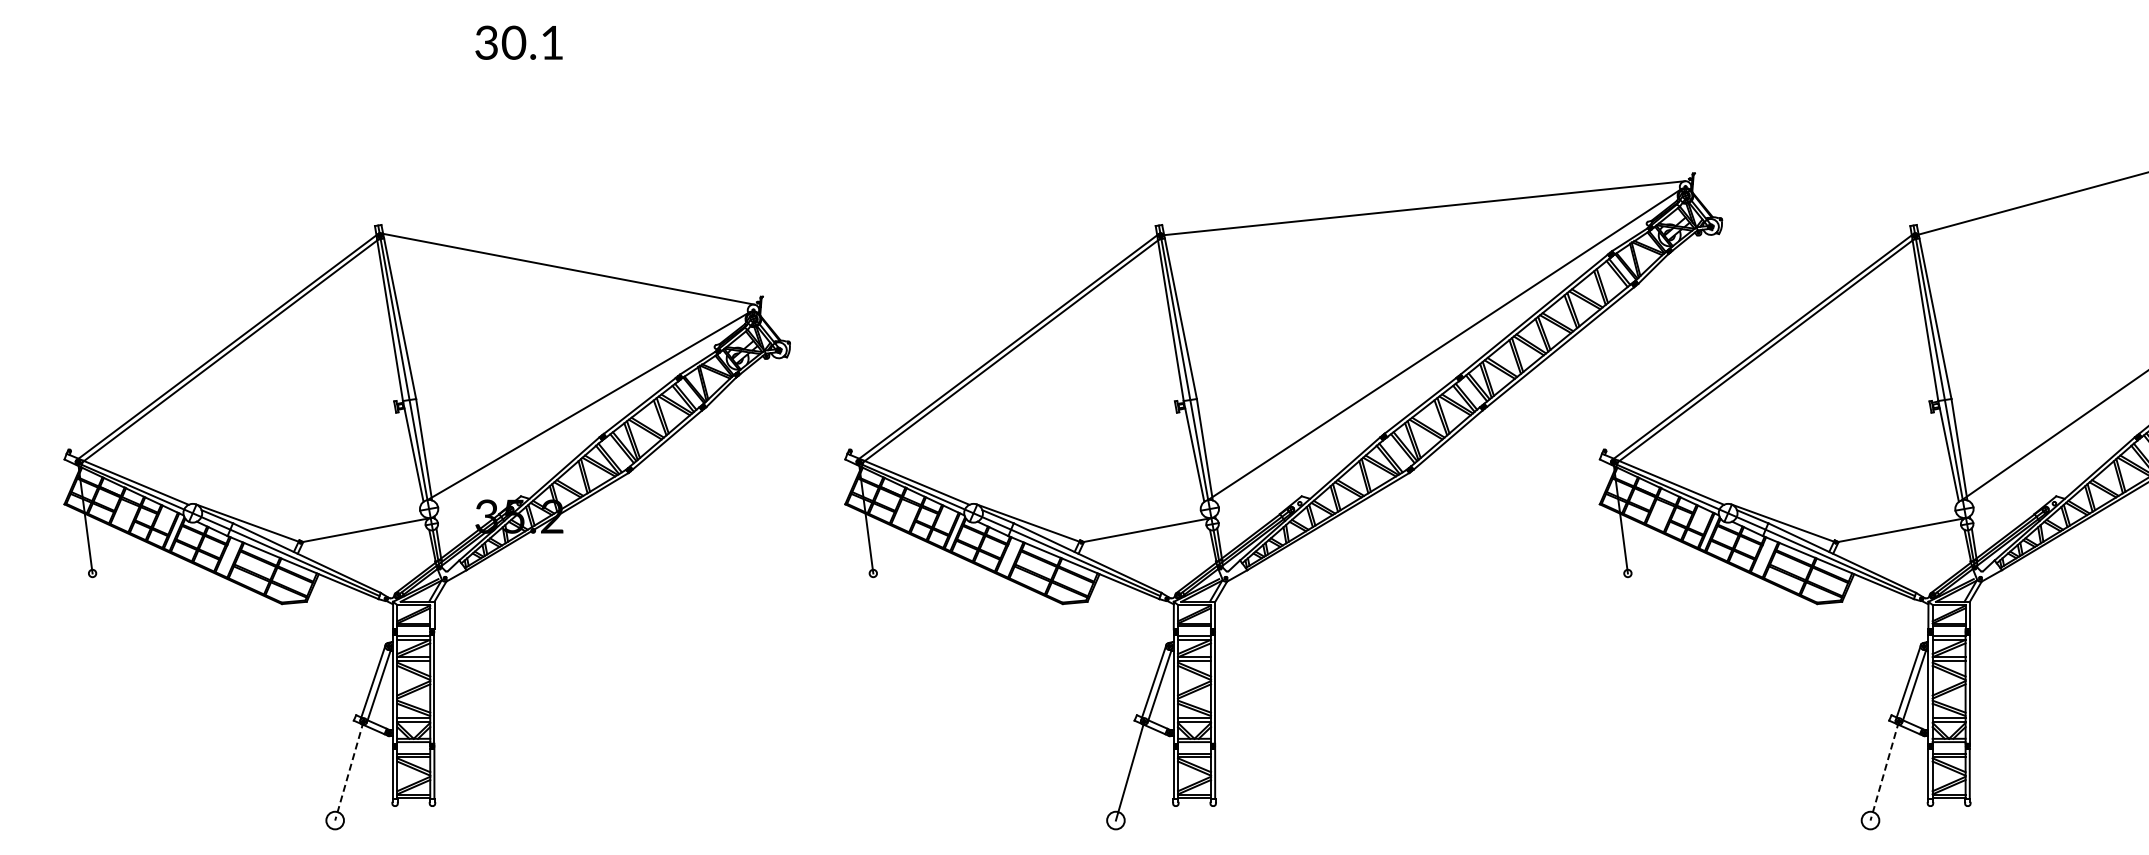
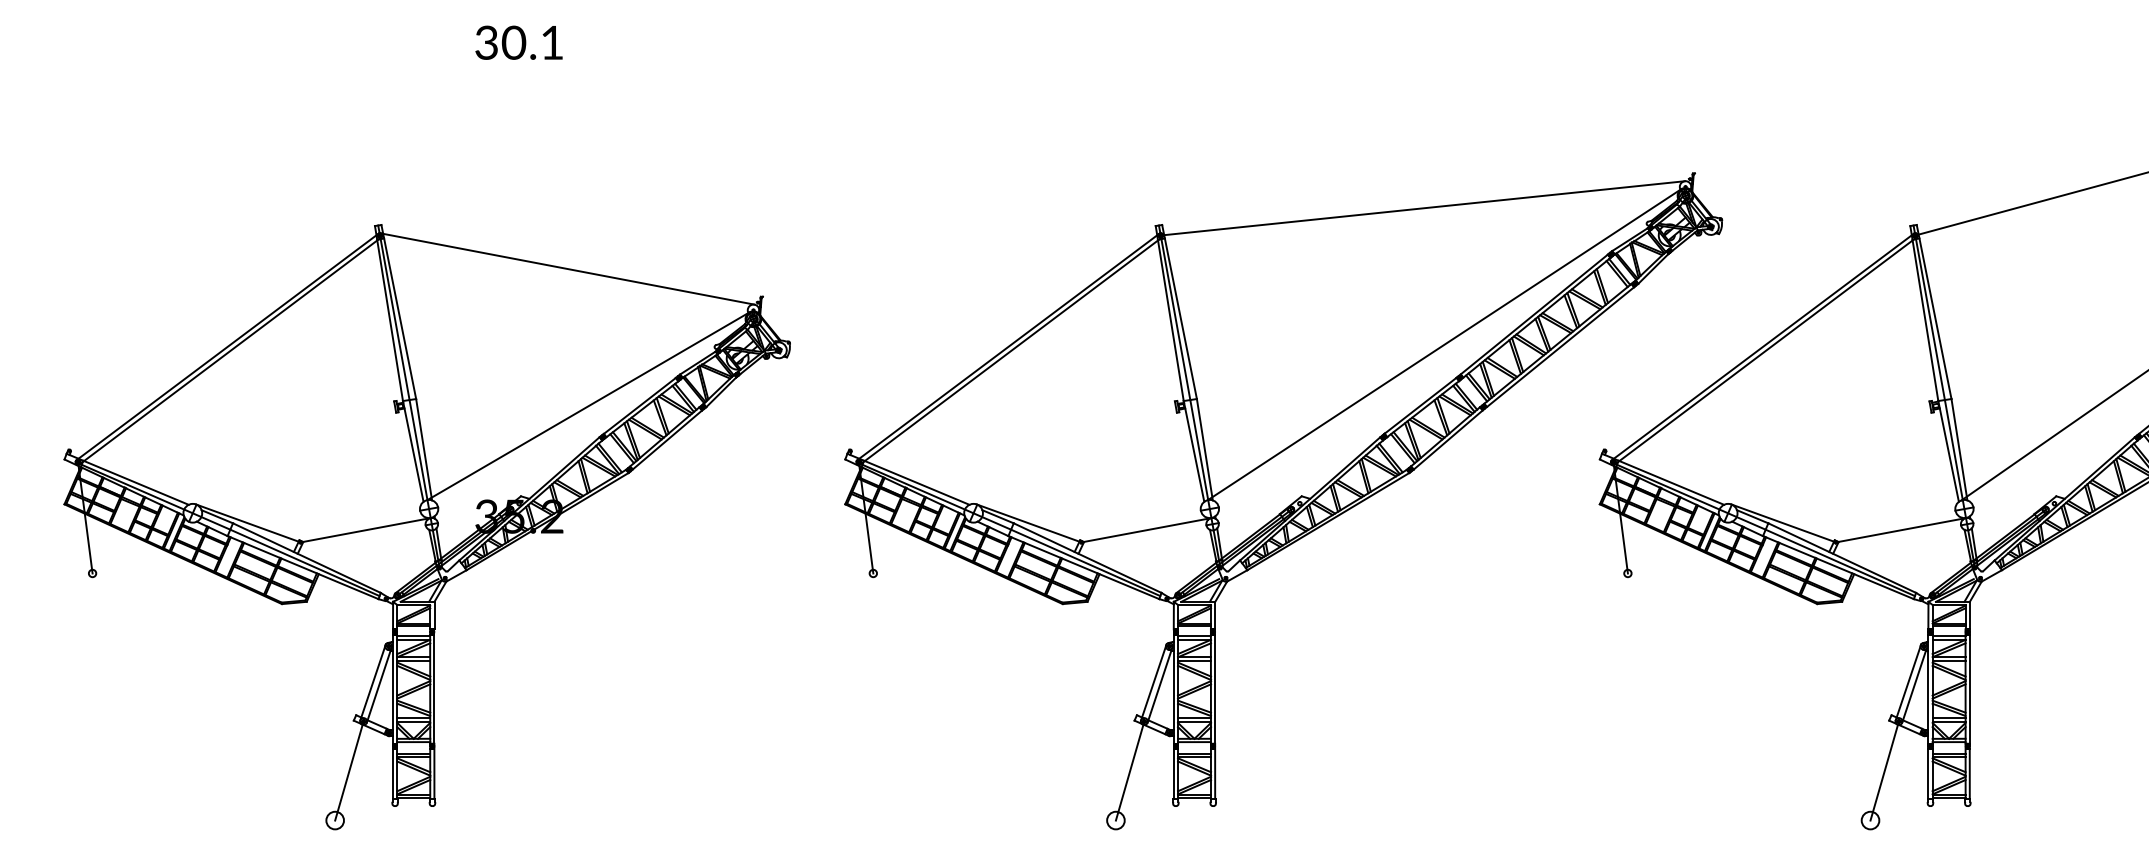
line: dashed -> solid (349, 771)
line: dashed -> solid (1884, 771)
